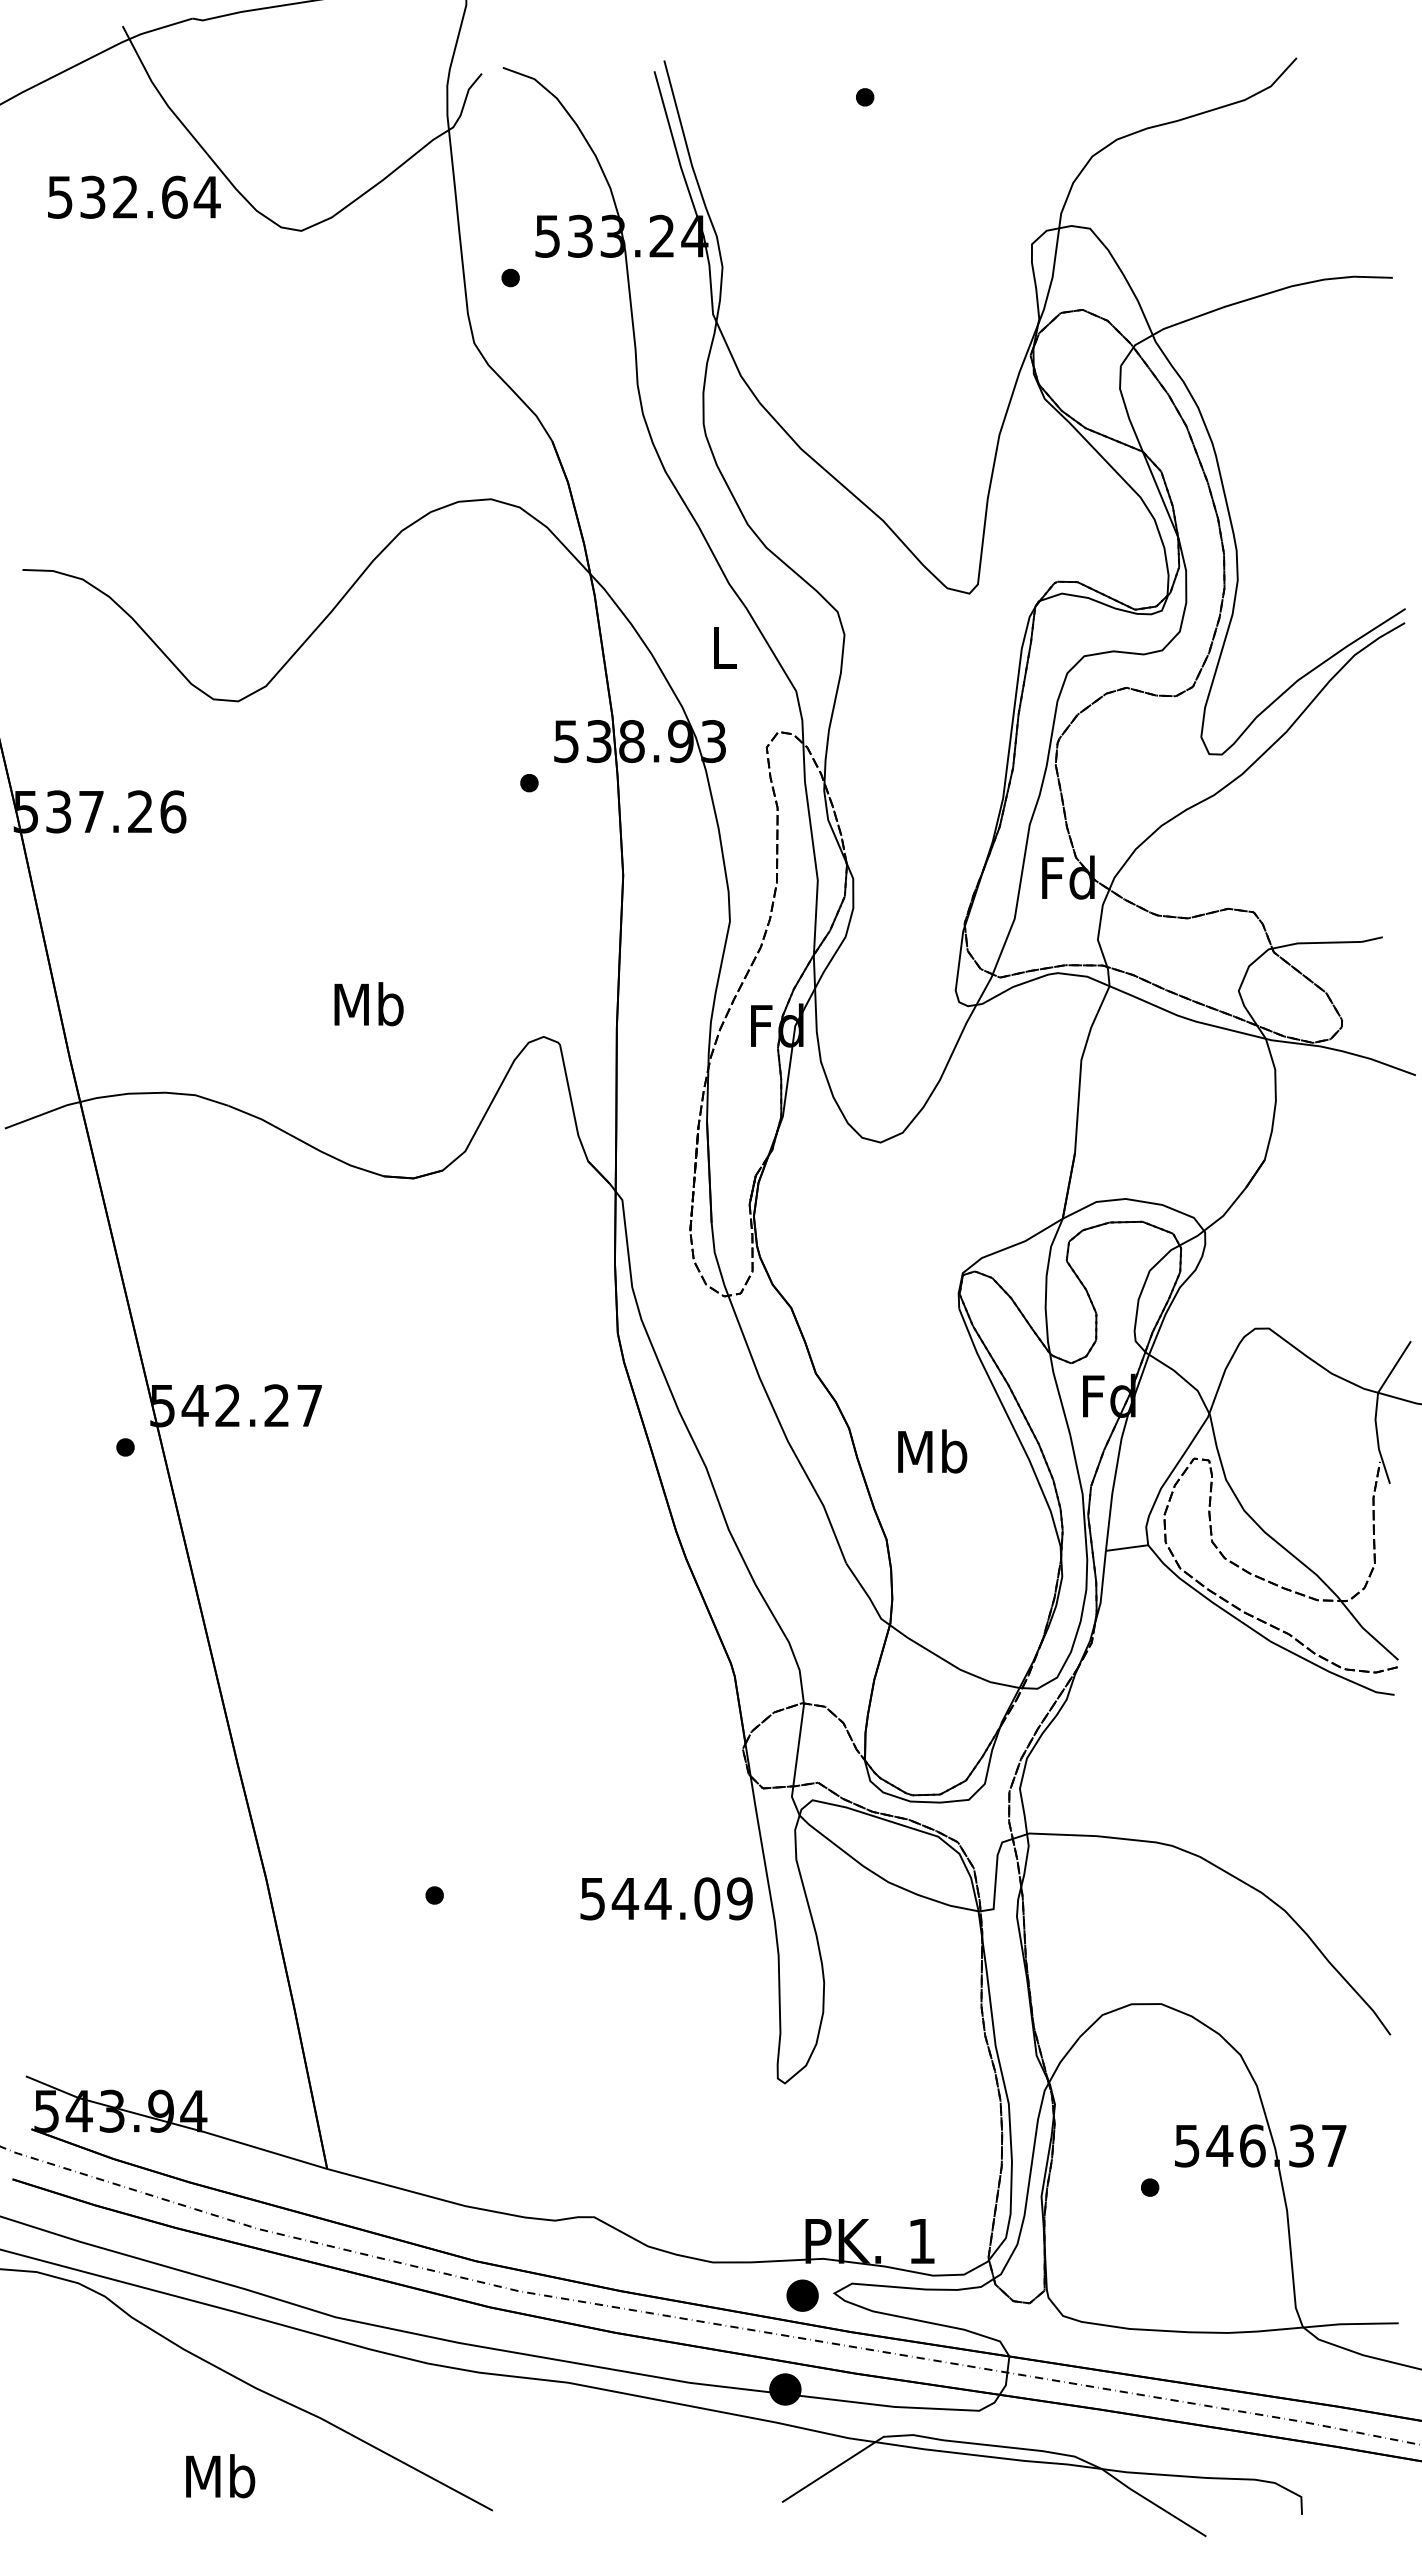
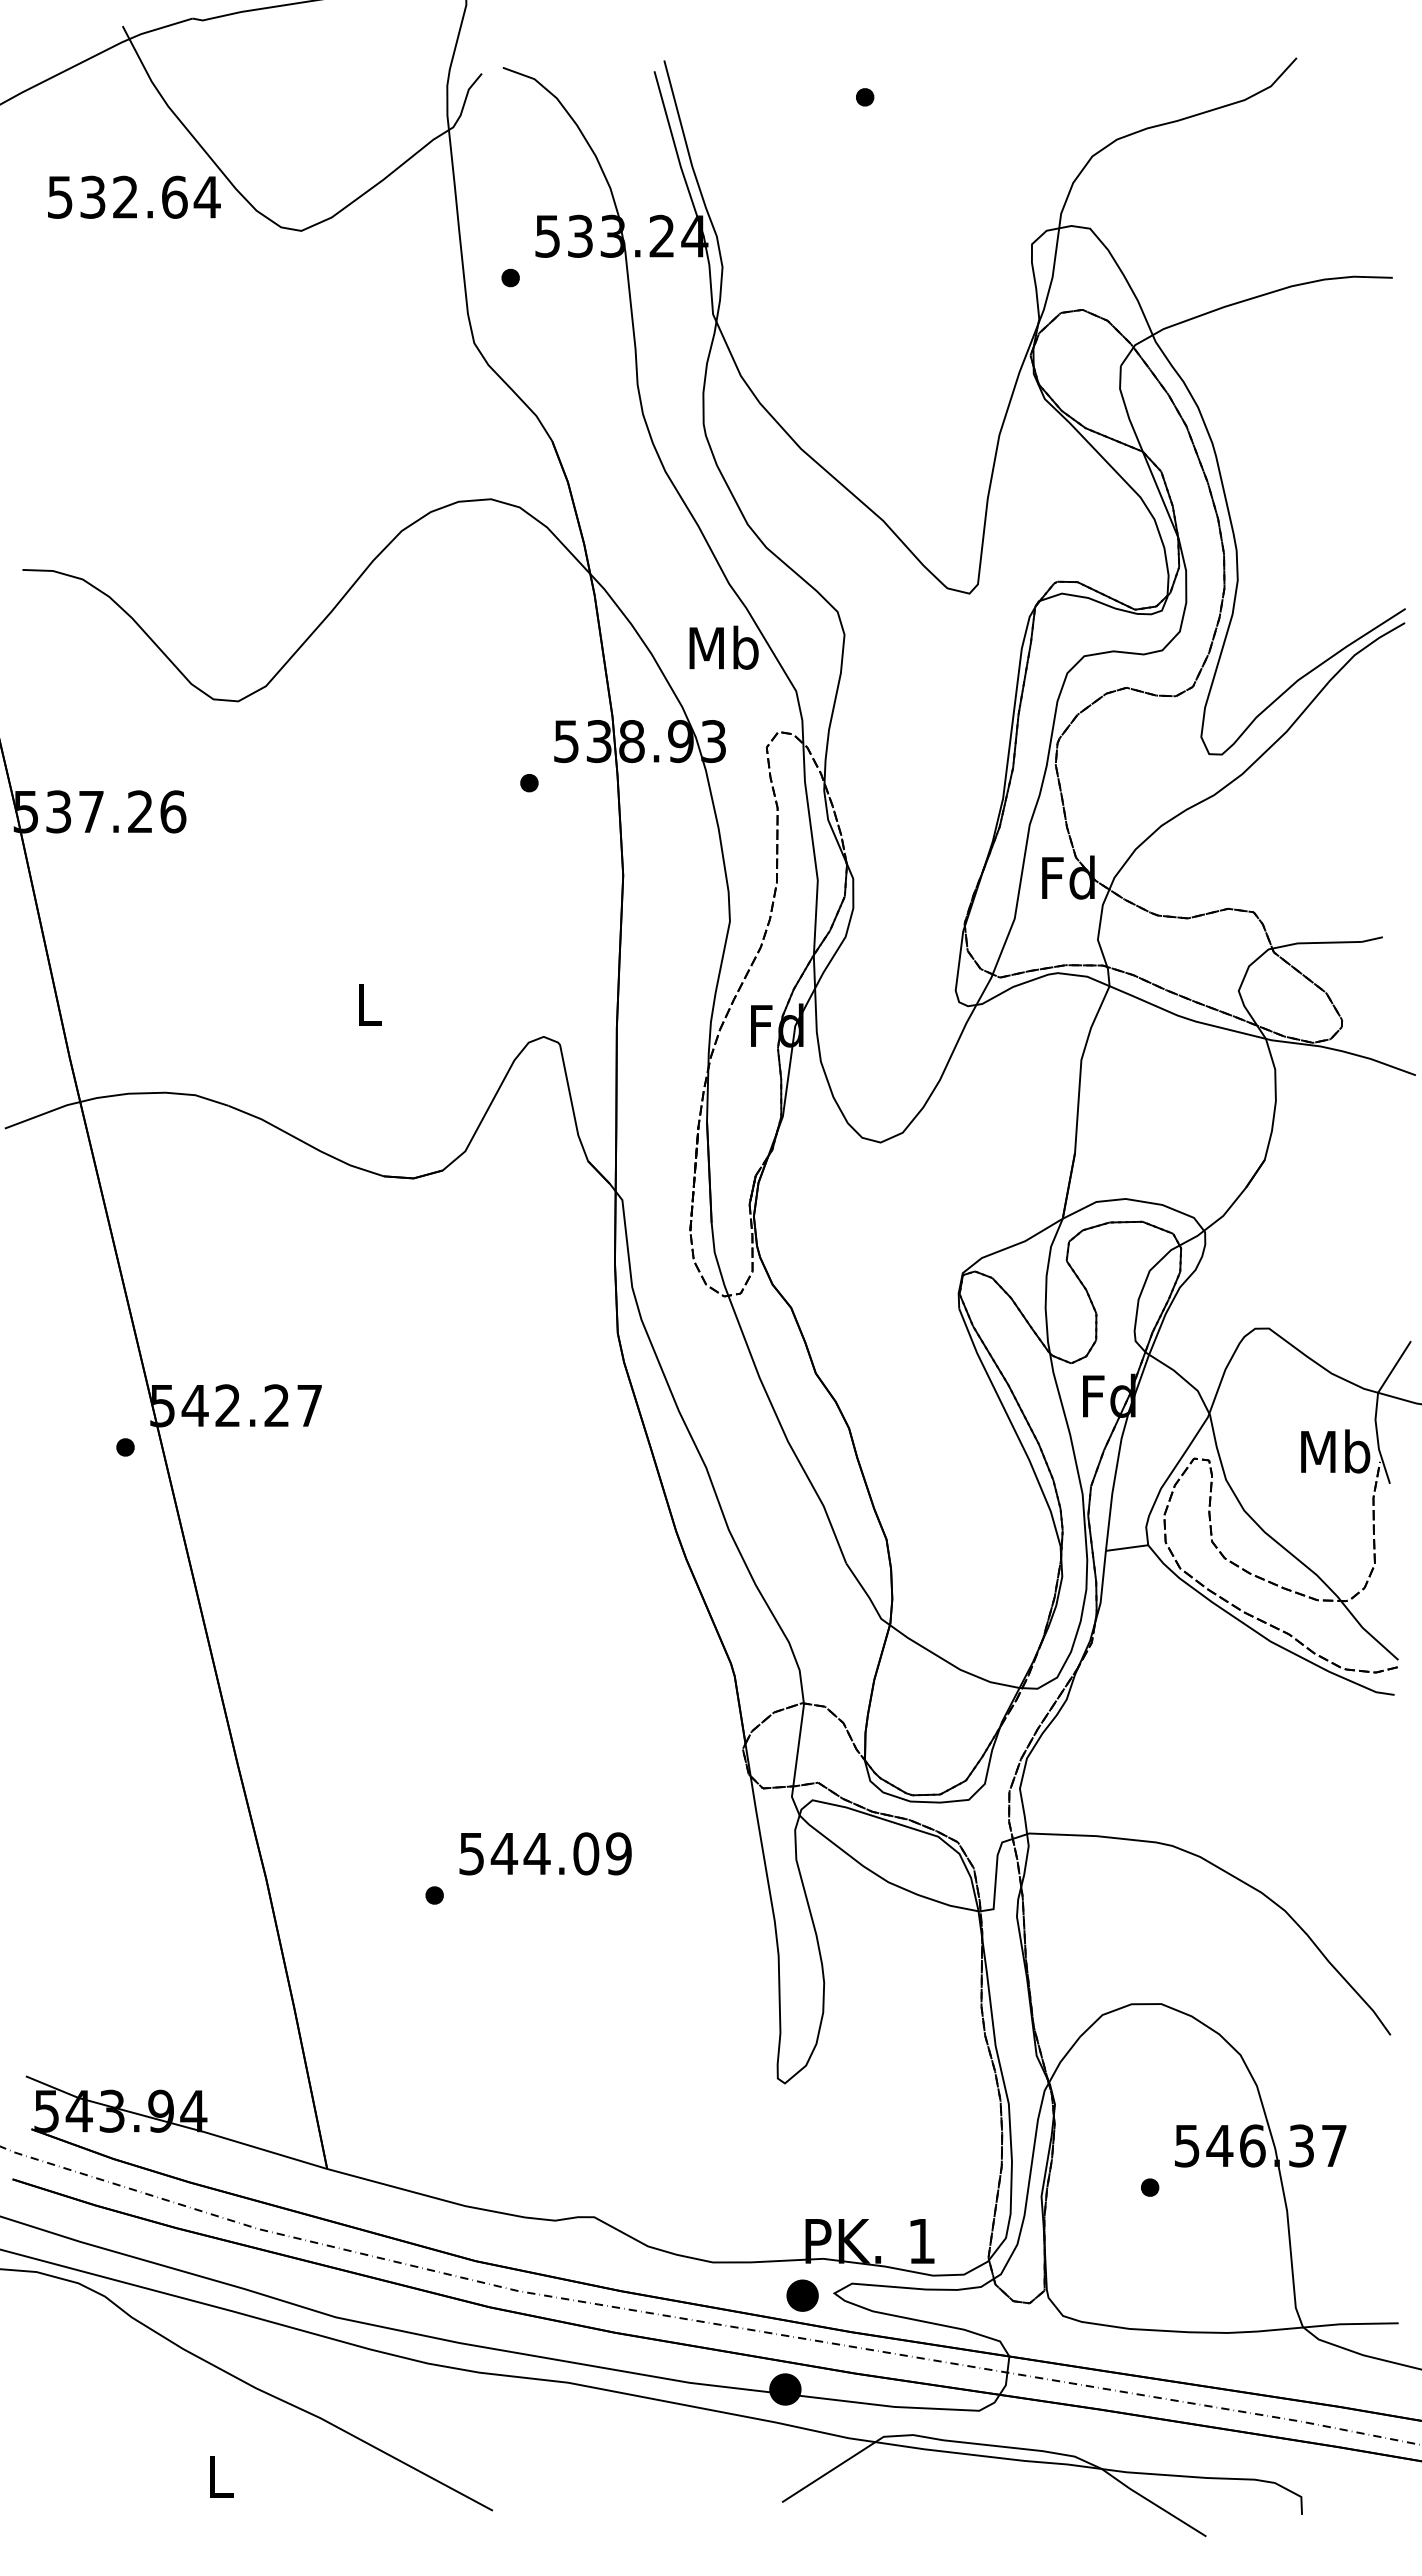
text: L -> Mb (723, 647)
text: Mb -> L (368, 1004)
text position: (932, 1451) -> (1335, 1451) (1335, 1451)
text position: (666, 1898) -> (545, 1853) (545, 1853)
text: Mb -> L (220, 2476)
